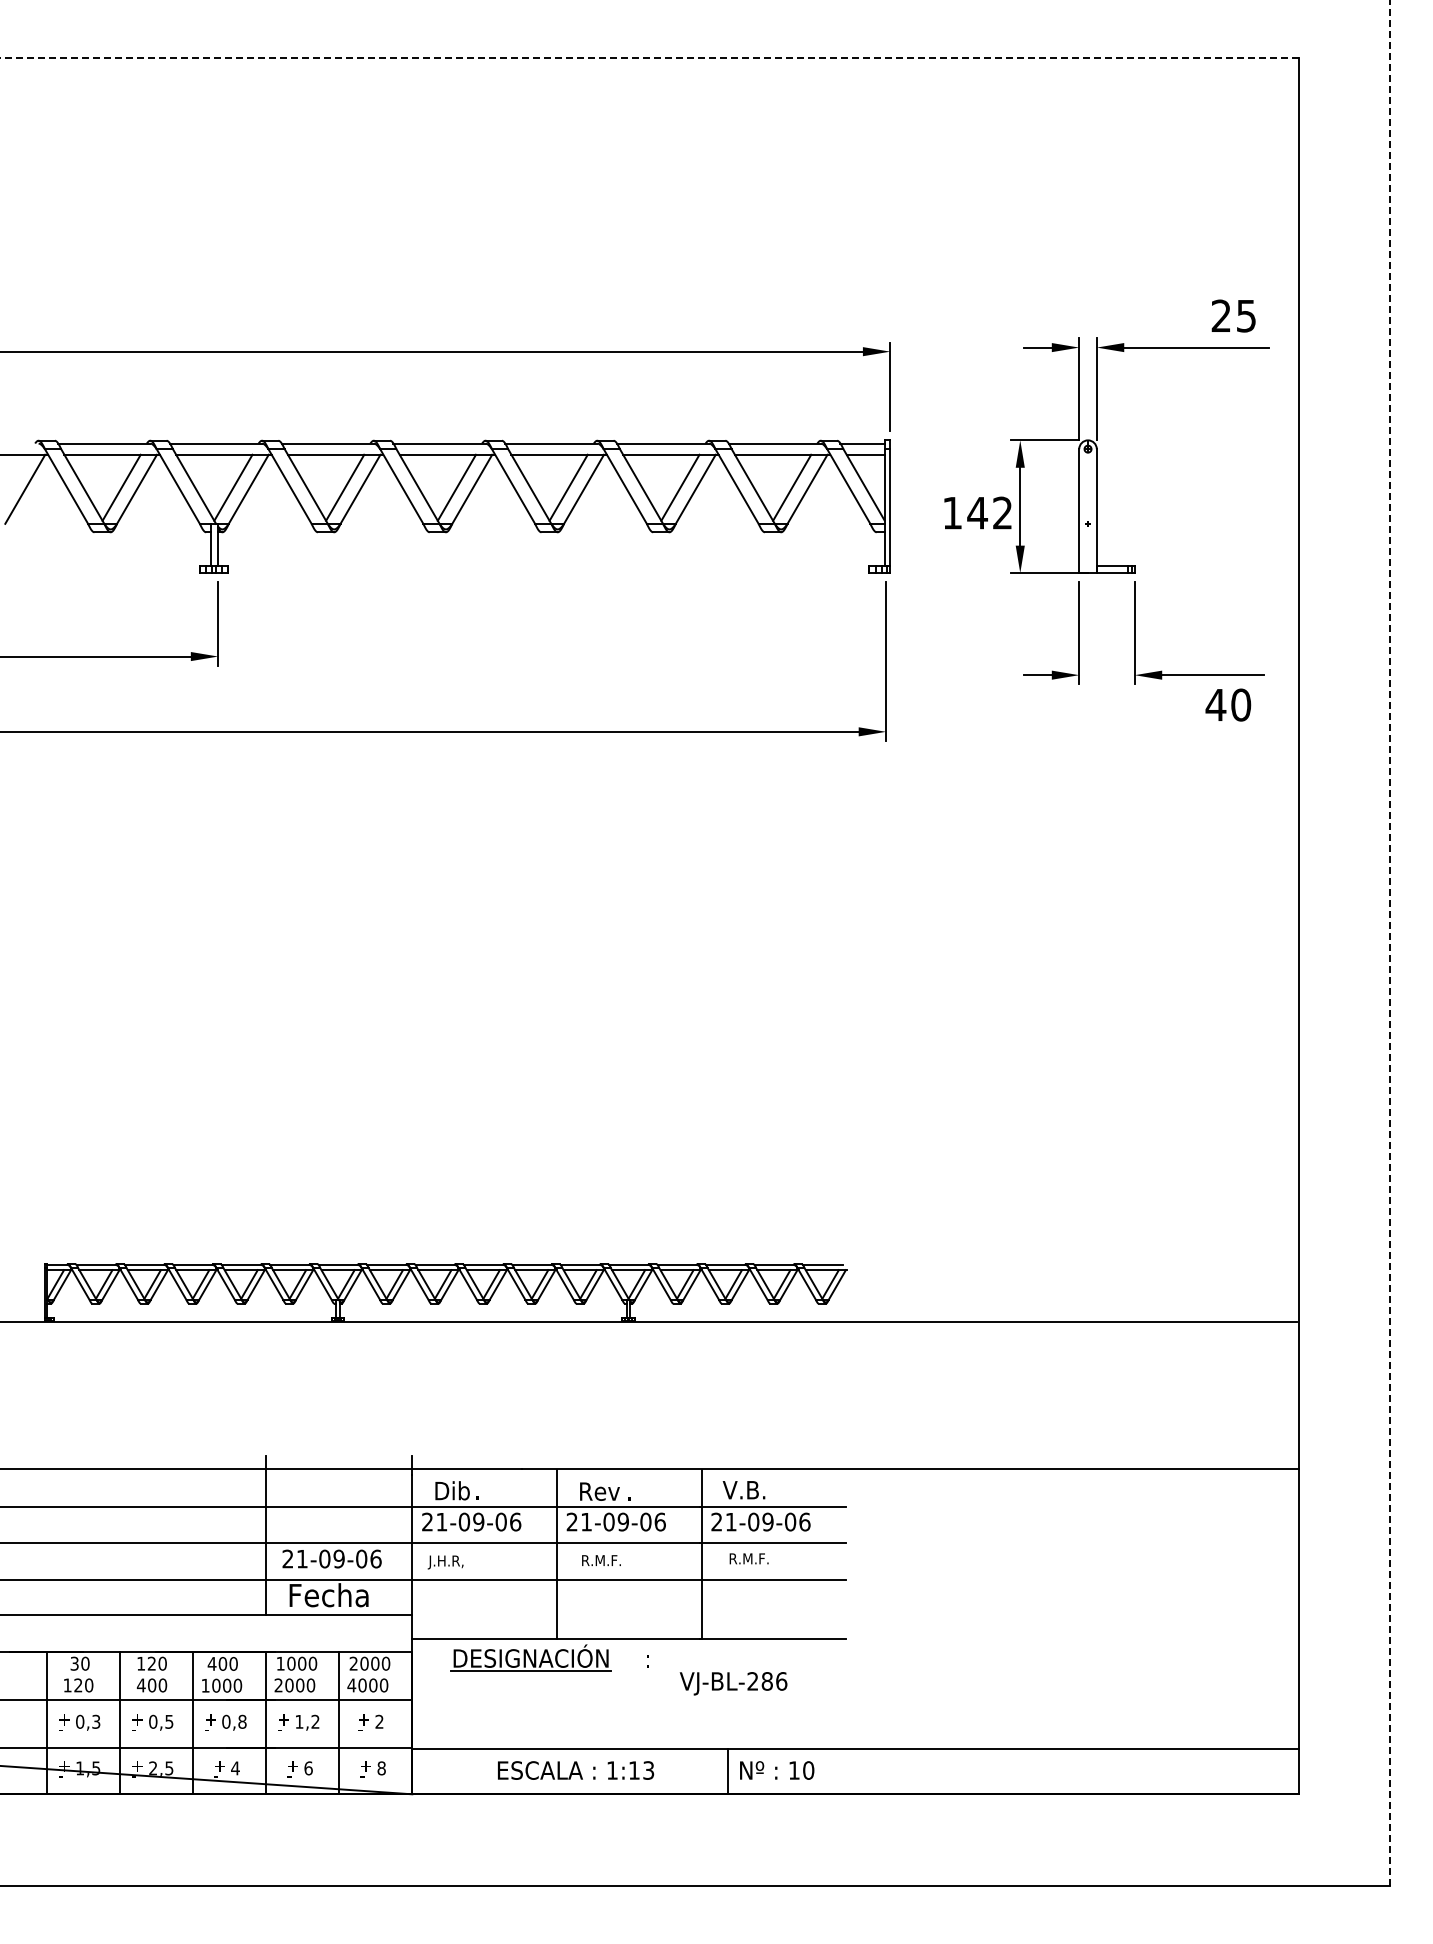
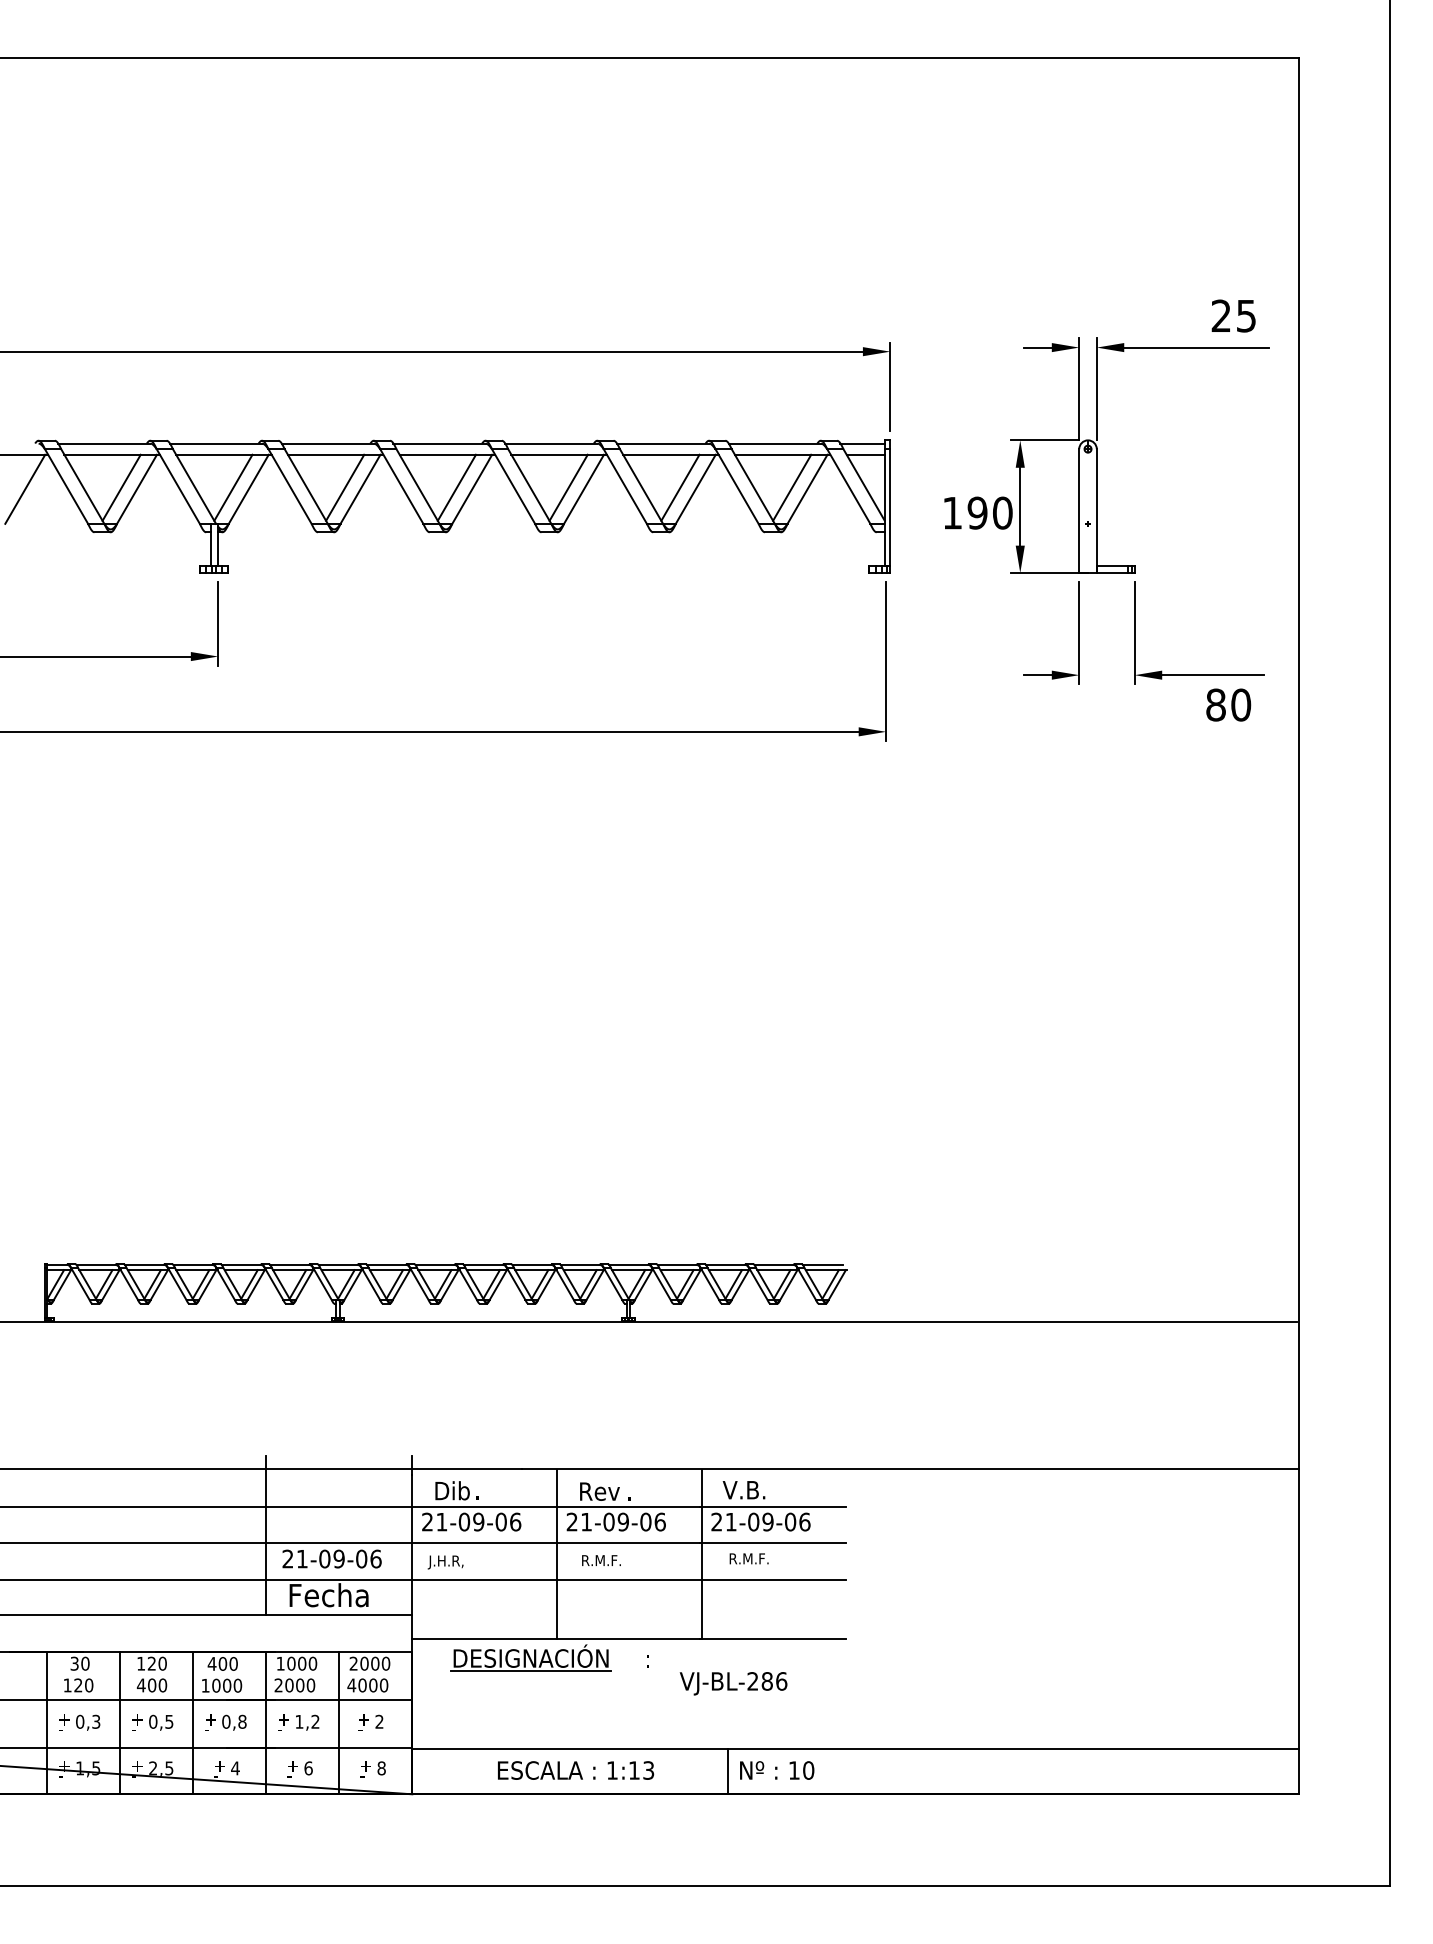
line: dashed -> solid (649, 58)
text: 142 -> 190 (989, 512)
text: 40 -> 80 (1215, 704)
line: dashed -> solid (1389, 942)
